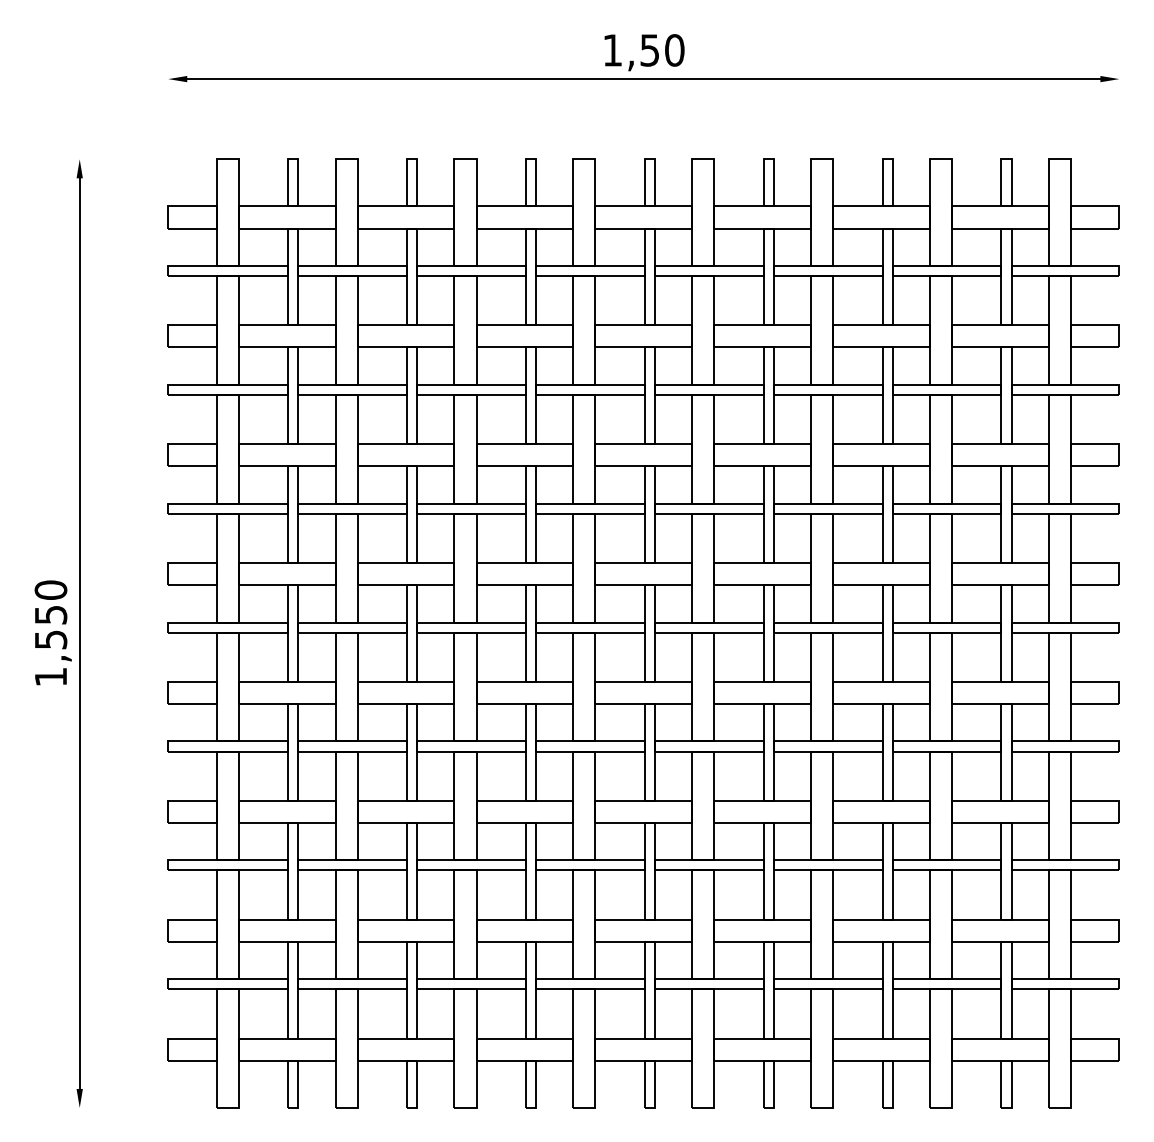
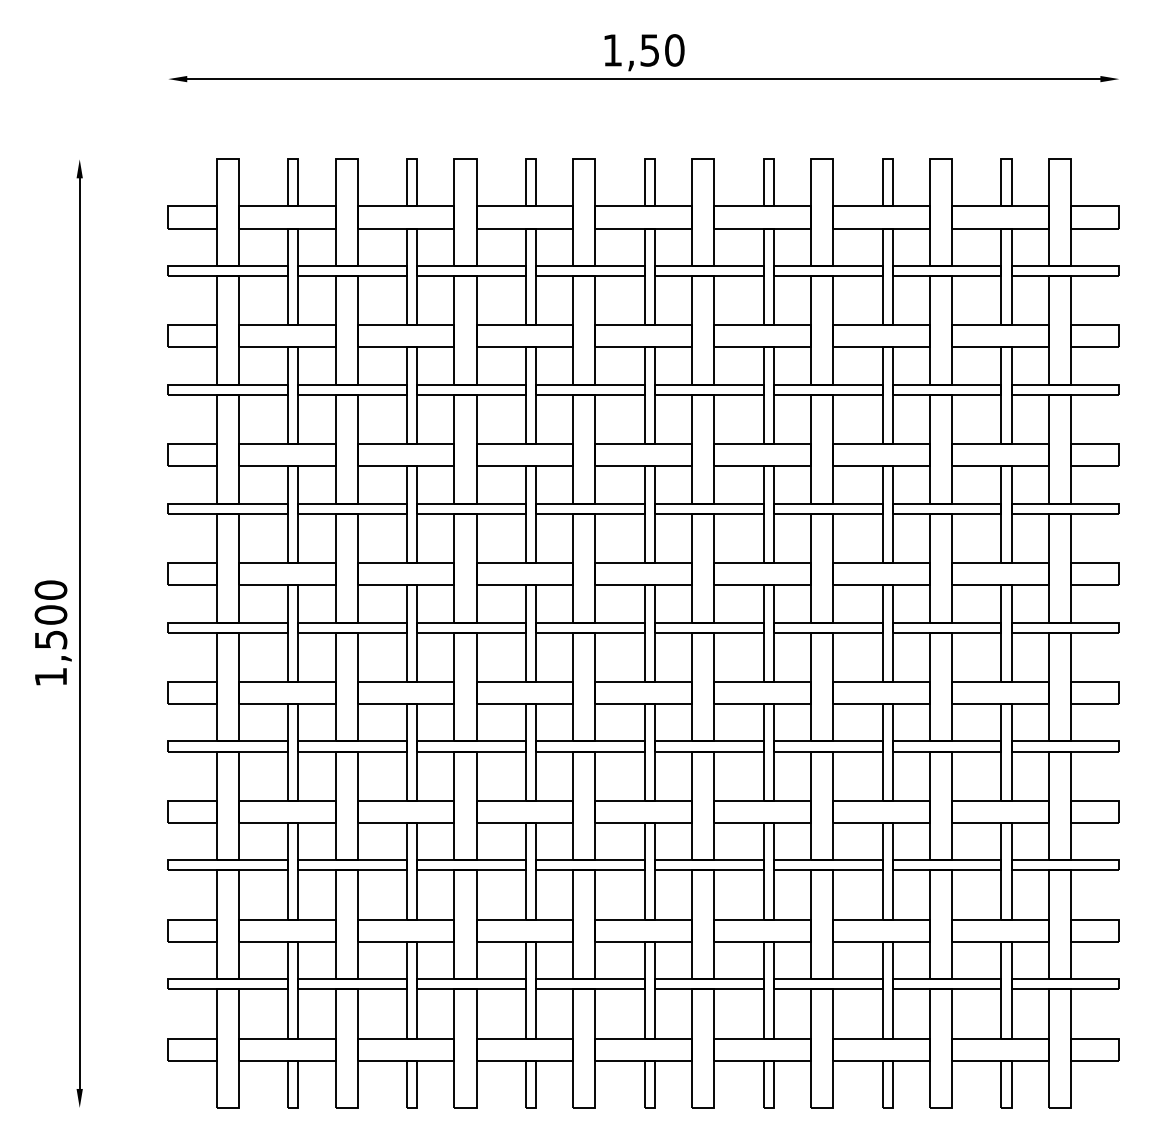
text: 1,550 -> 1,500 (50, 614)
